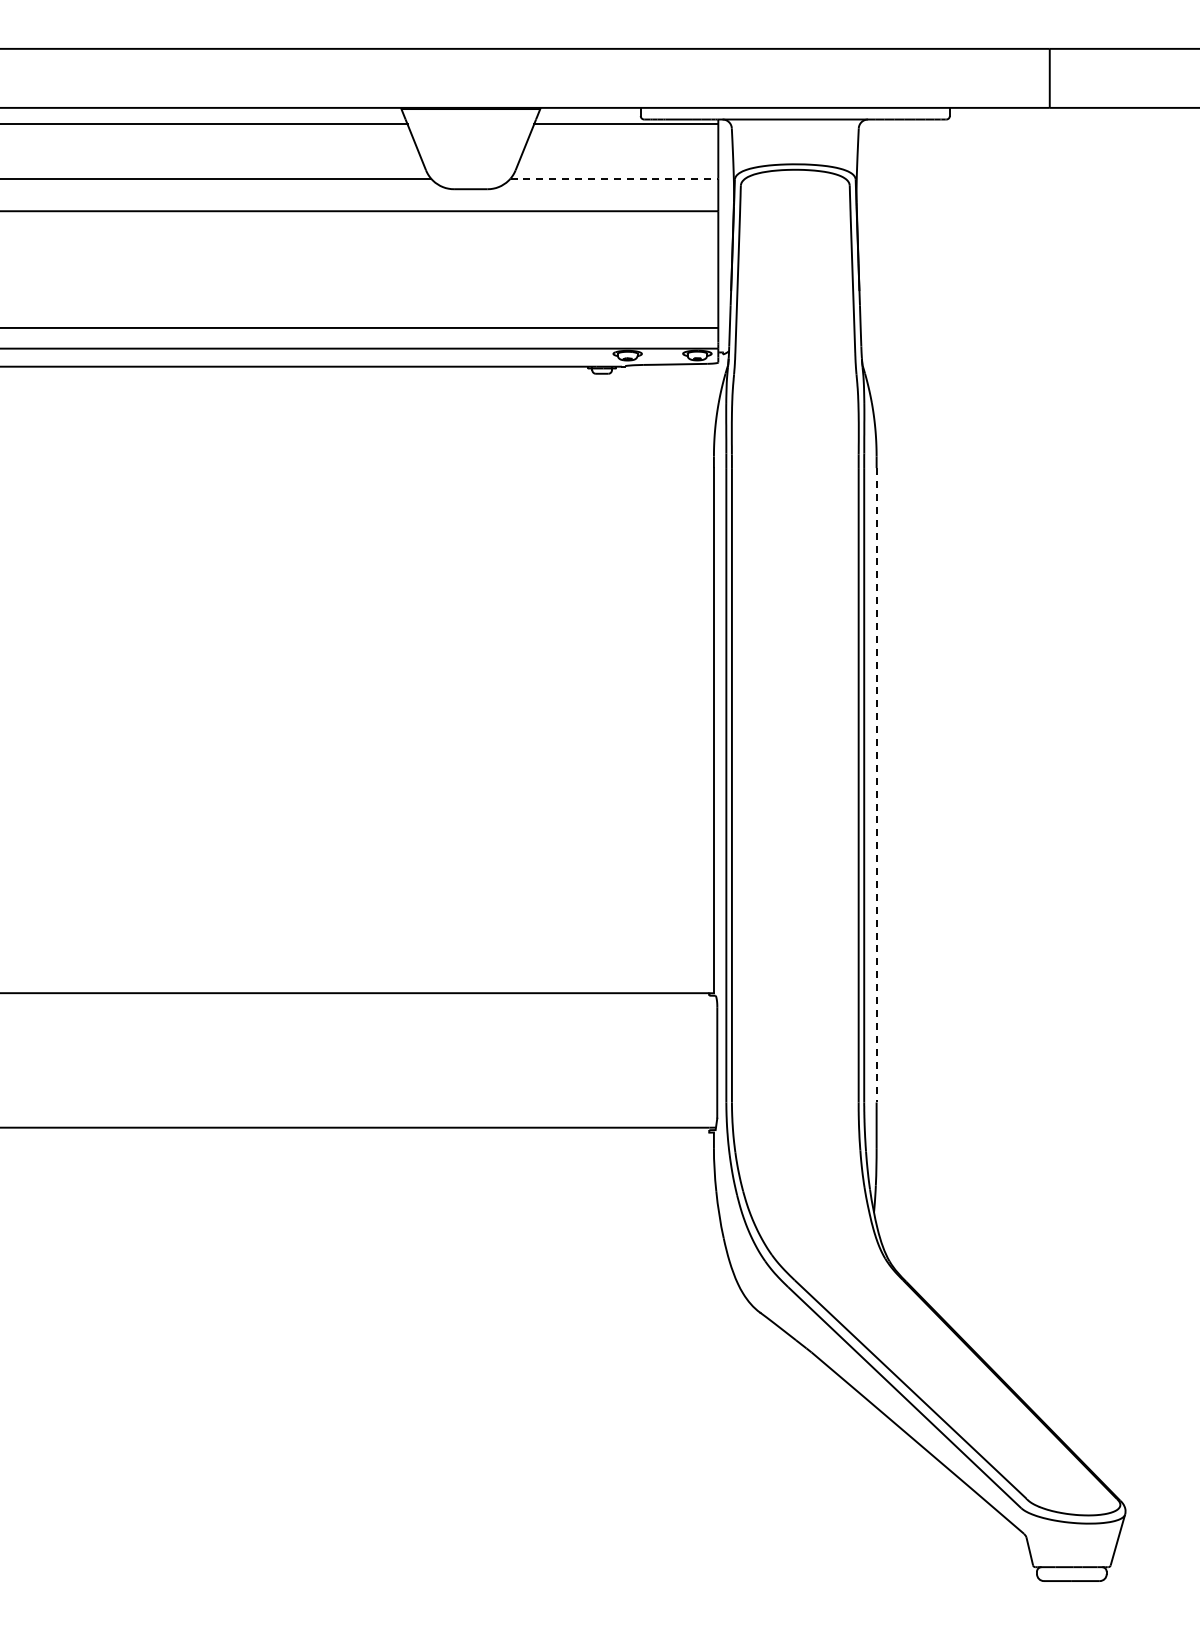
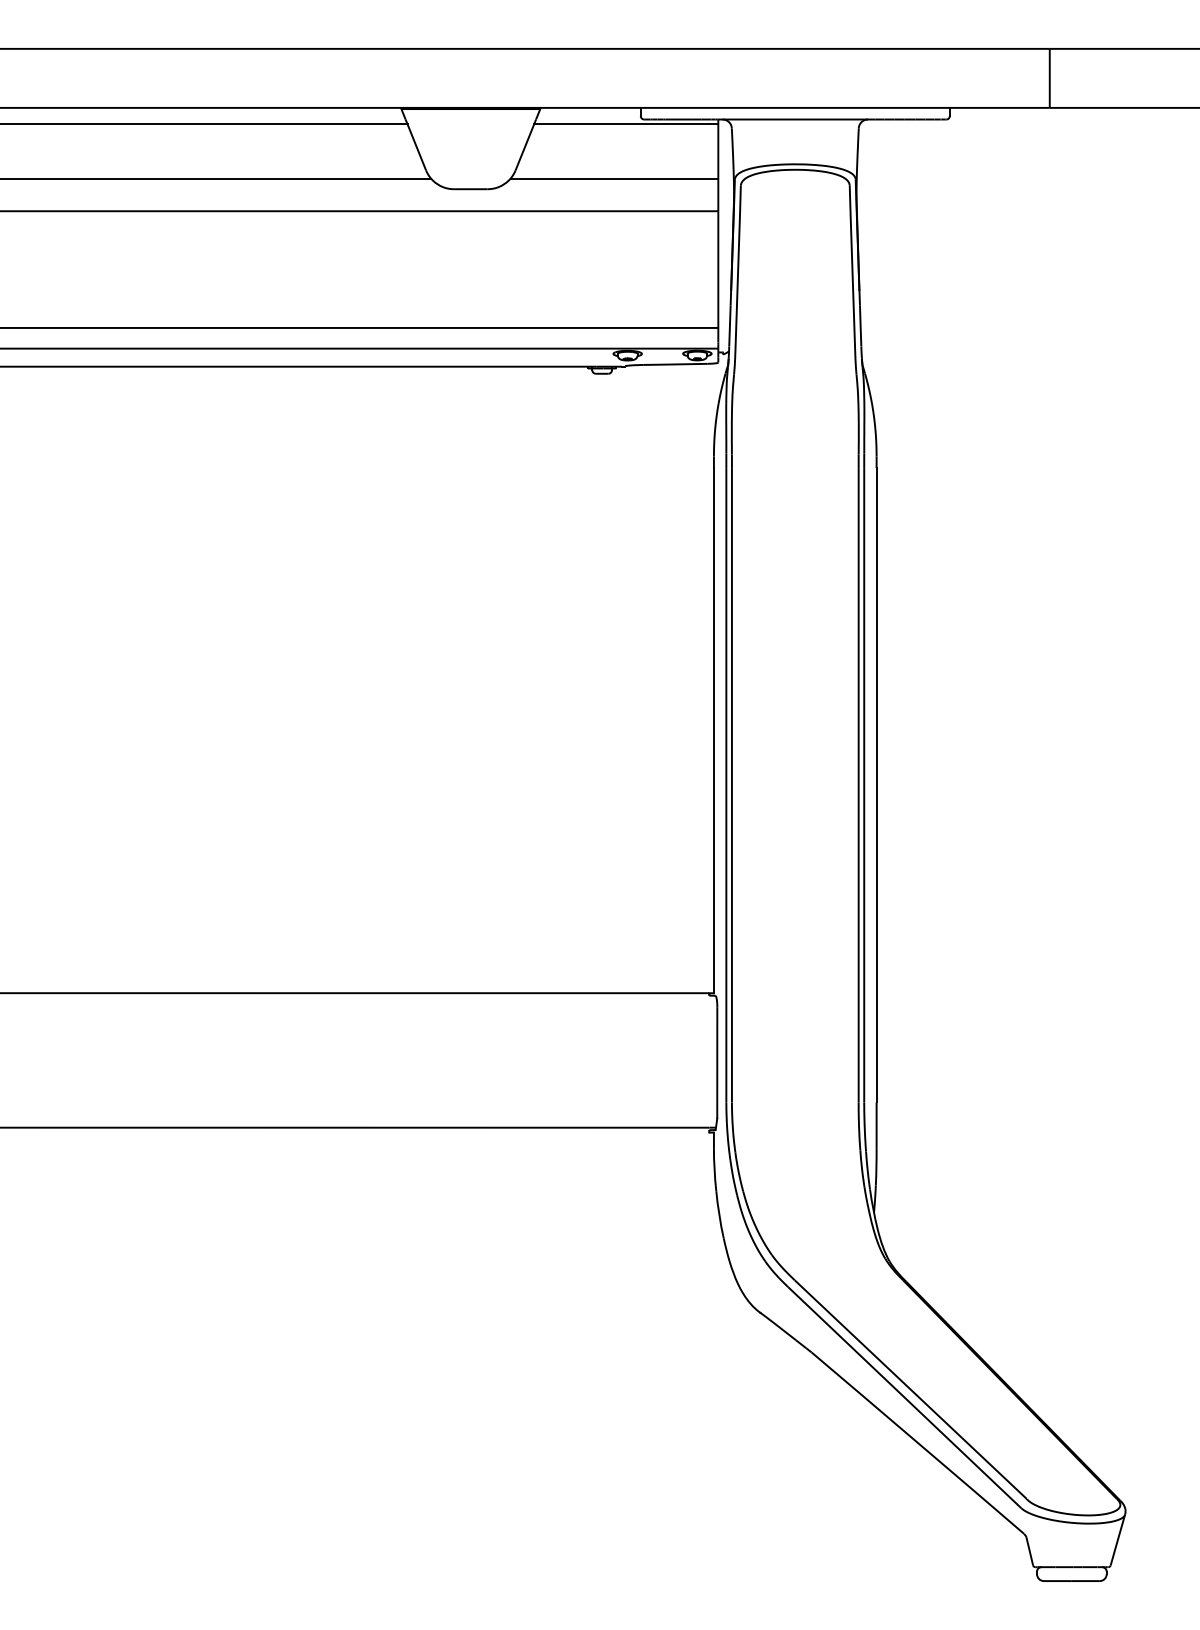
line: dashed -> solid (614, 178)
line: dashed -> solid (876, 785)
